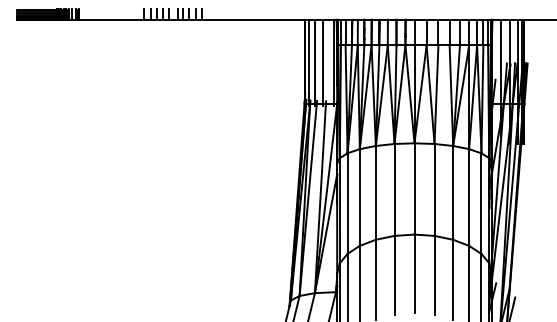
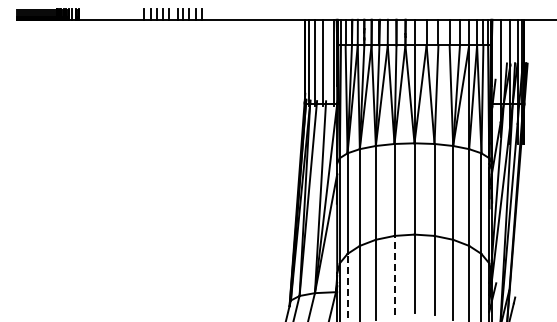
line: solid -> dashed (394, 274)
line: solid -> dashed (347, 287)
